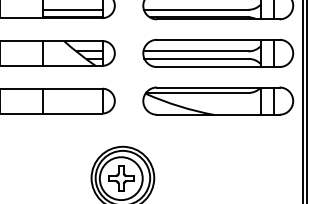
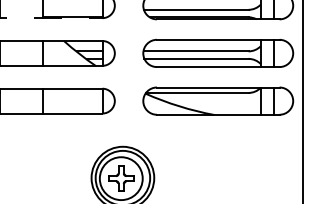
line: present -> none (72, 9)
line: solid -> dashed (51, 18)
line: present -> none (306, 101)
